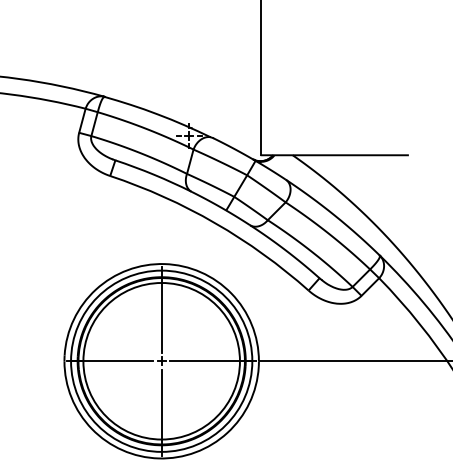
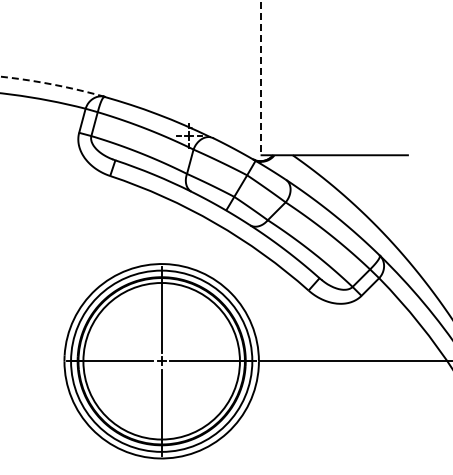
line: solid -> dashed (260, 78)
arc: solid -> dashed (53, 84)
